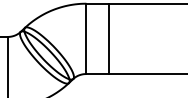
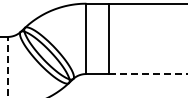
line: solid -> dashed (7, 66)
line: solid -> dashed (148, 74)
